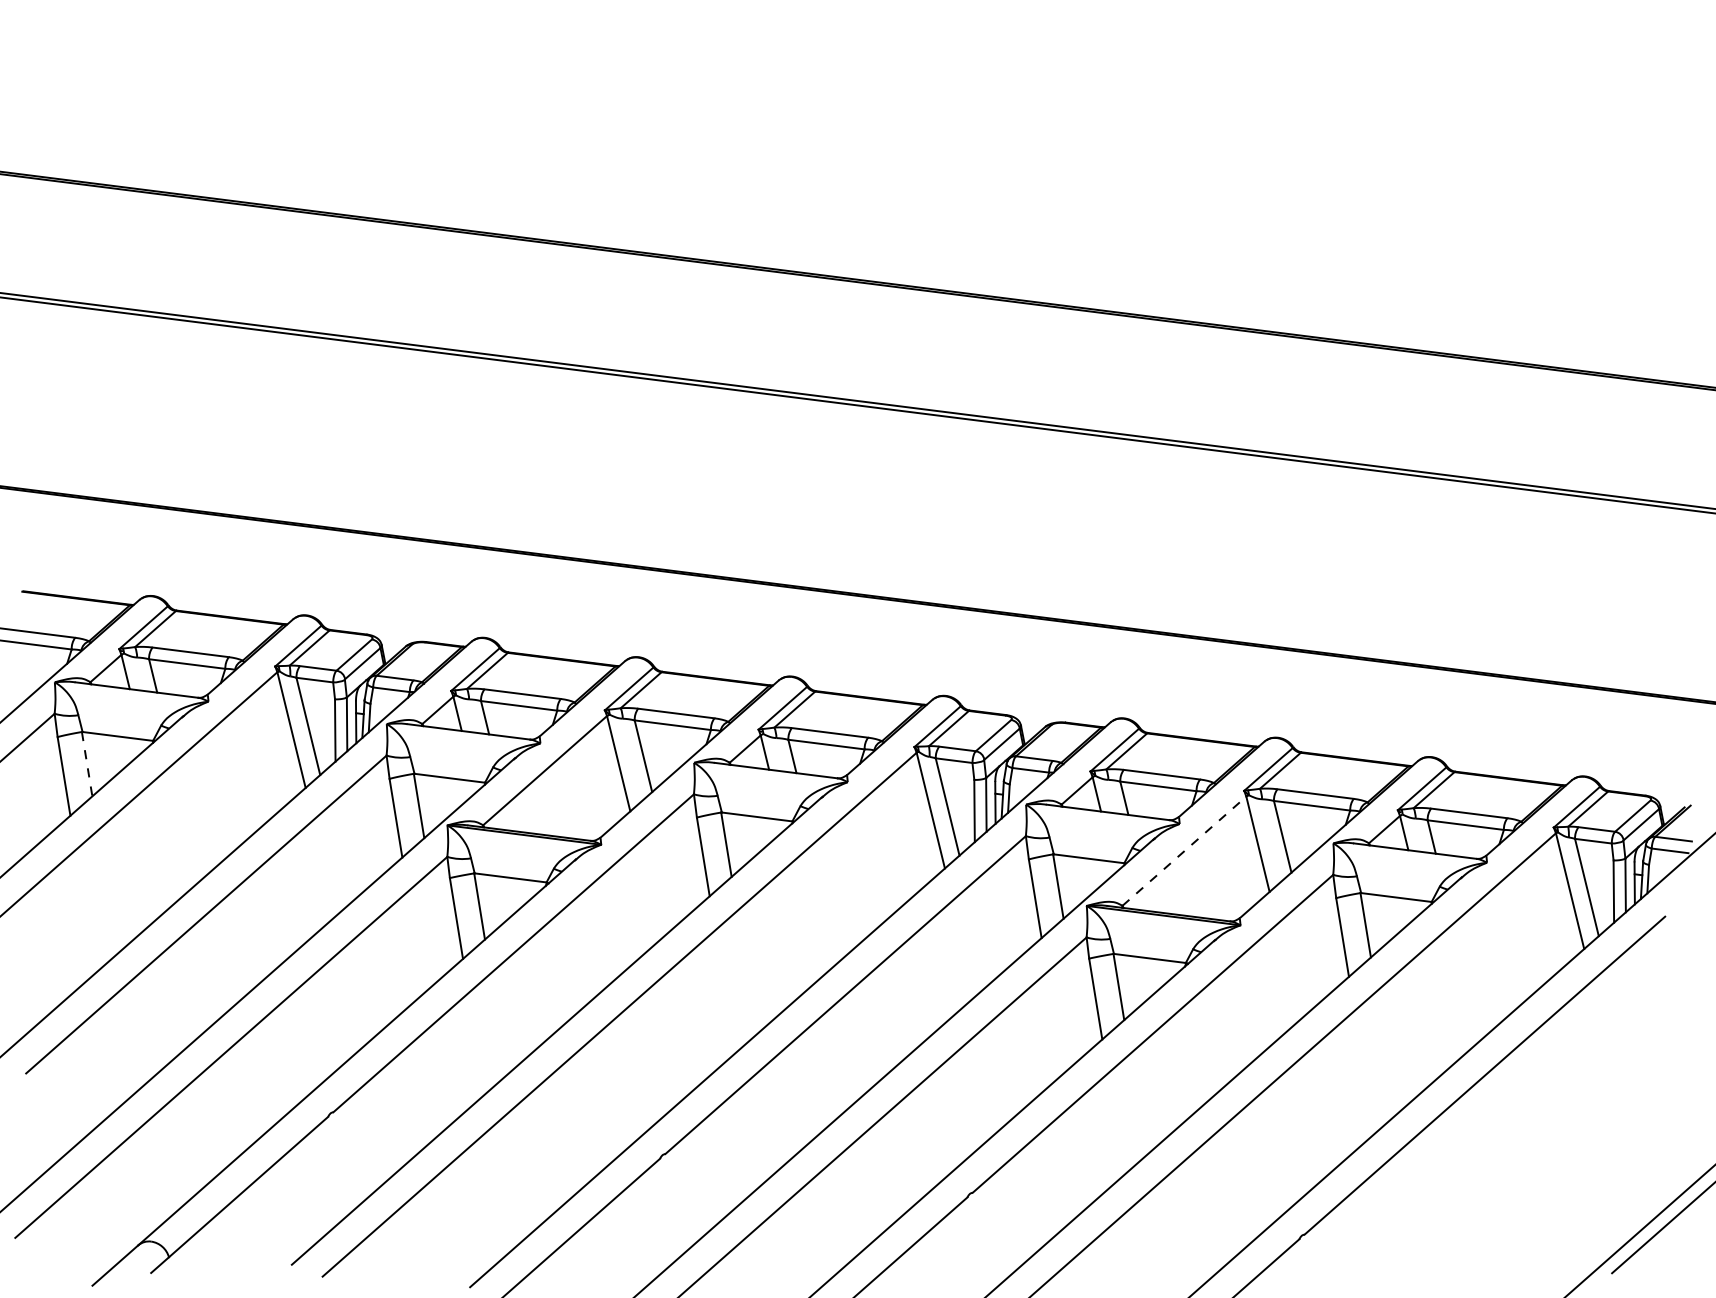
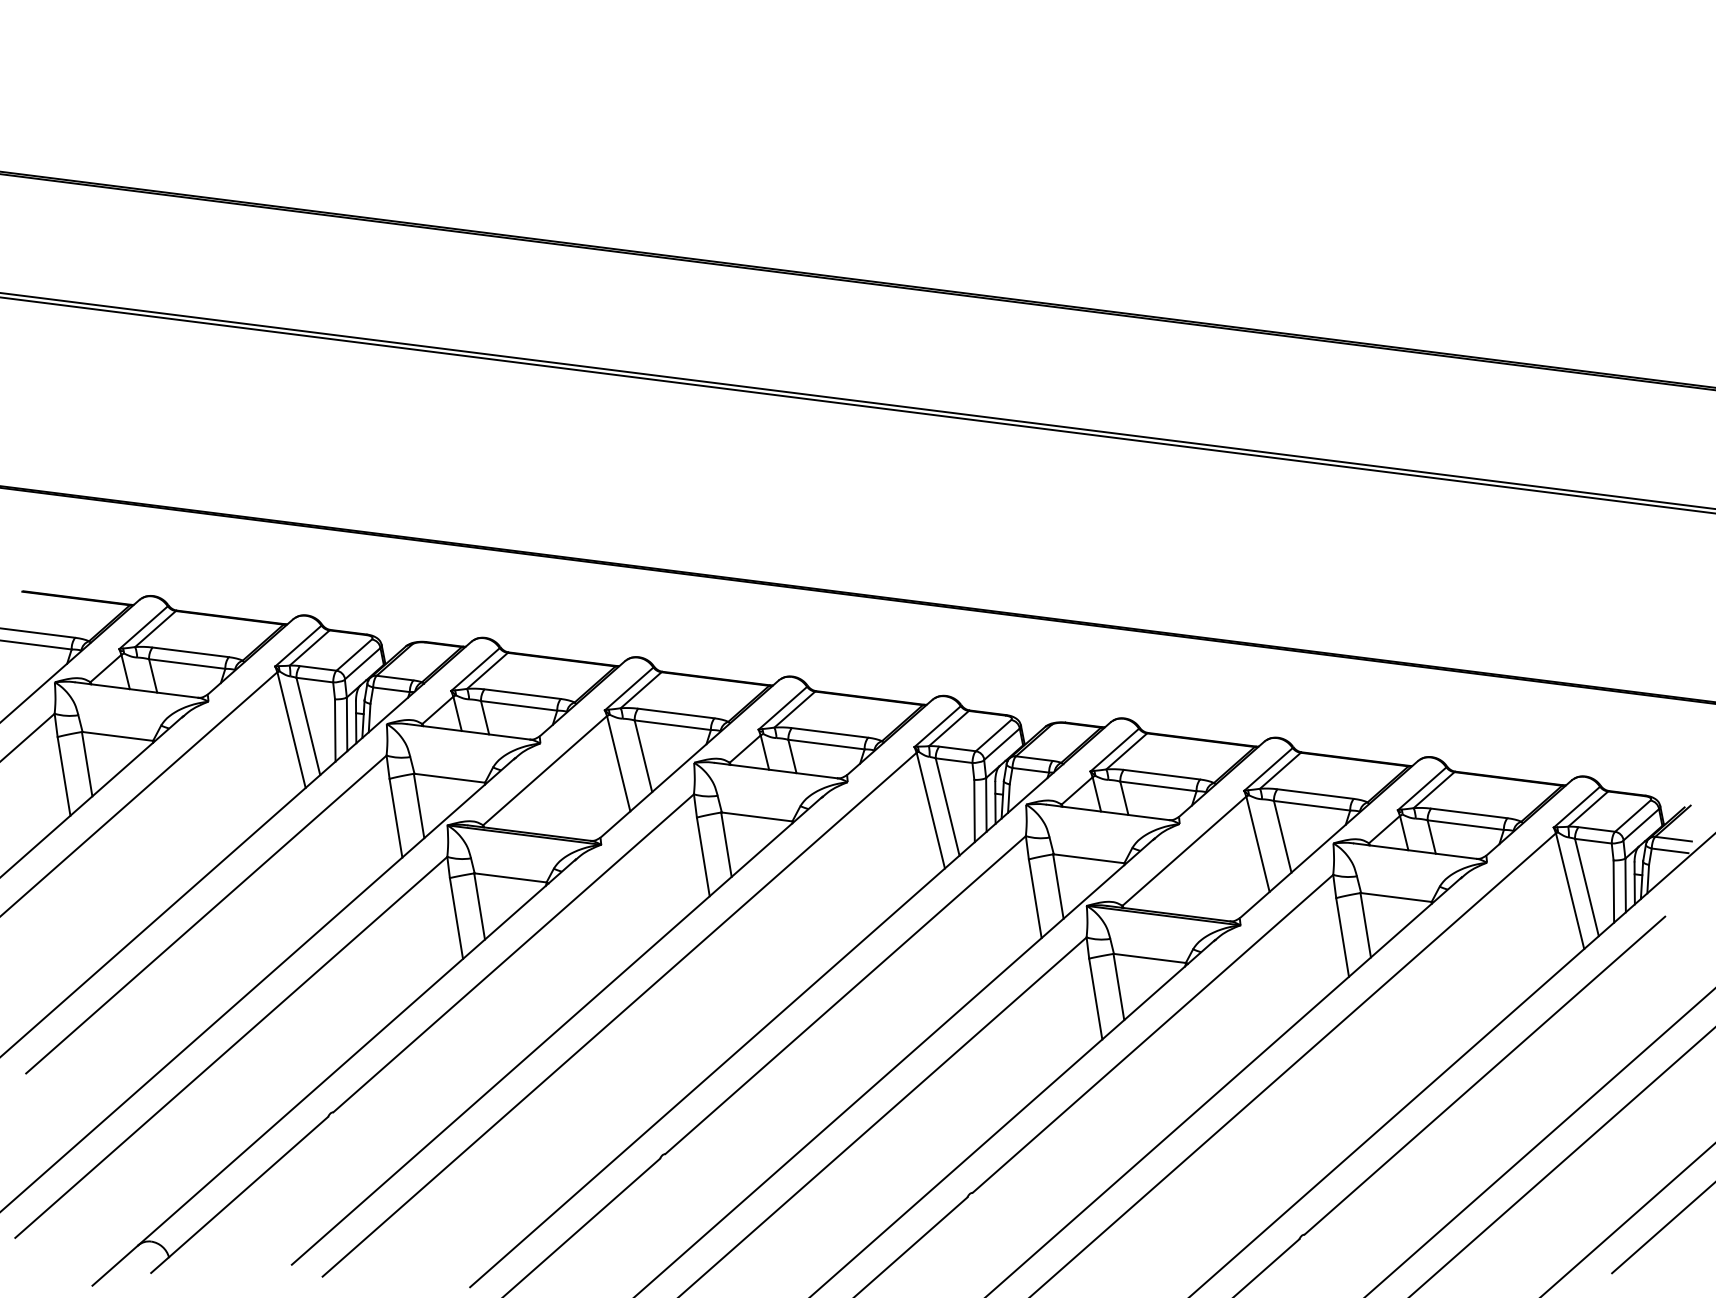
line: dashed -> solid (87, 764)
line: dashed -> solid (1184, 851)
line: none -> present (1540, 1142)
line: none -> present (1562, 1161)
line position: (1640, 1230) -> (1627, 1219) (1627, 1219)
